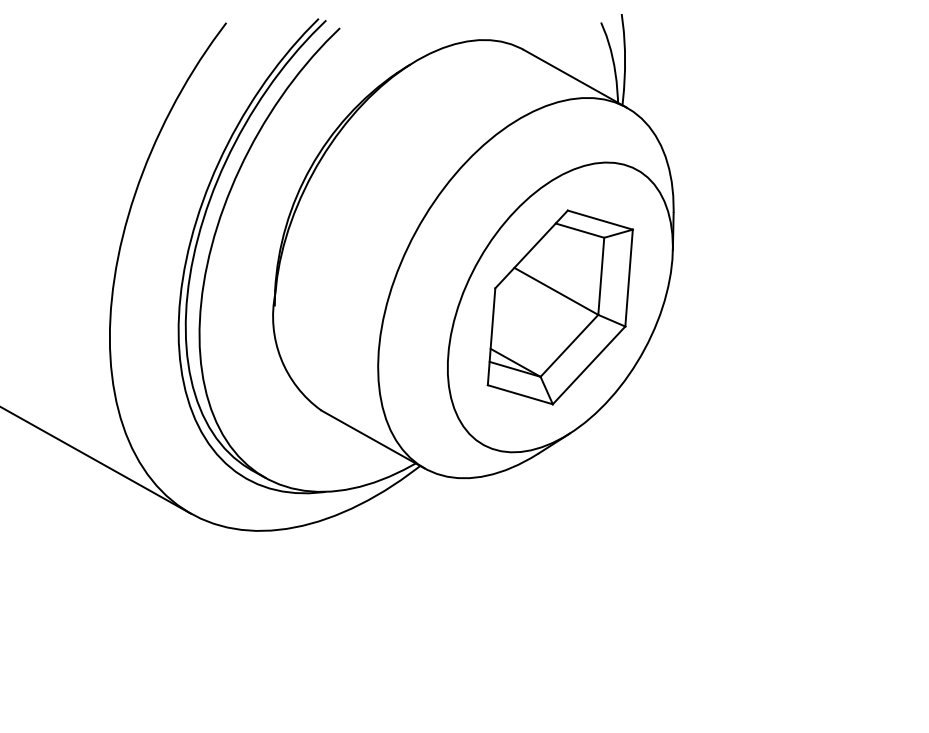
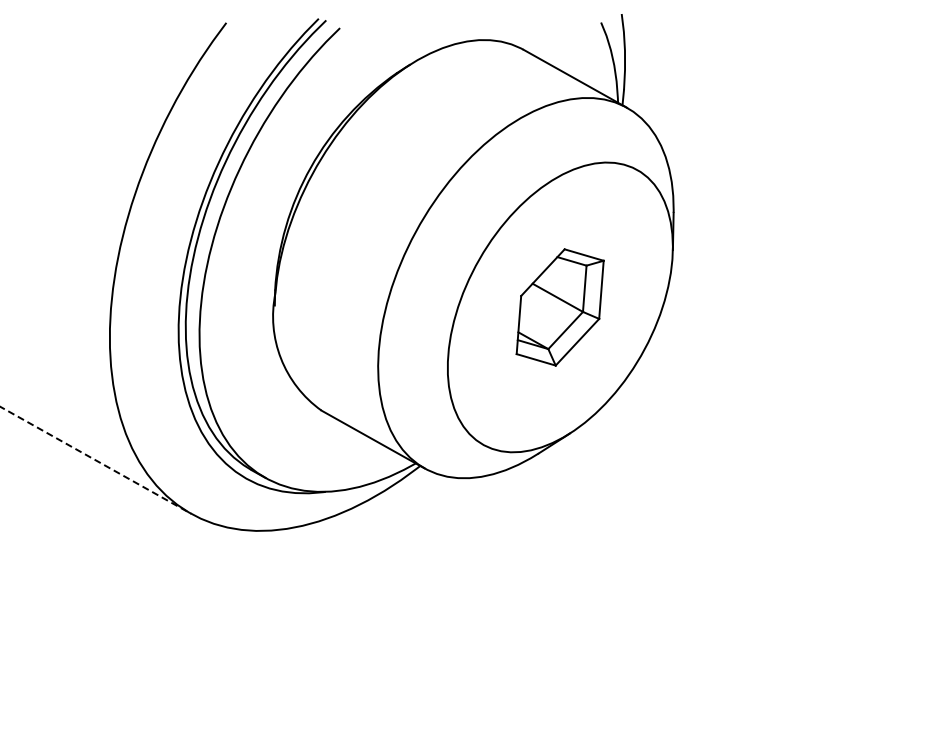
part size: 148x197 px -> 90x119 px (559, 307)
line: solid -> dashed (96, 460)
